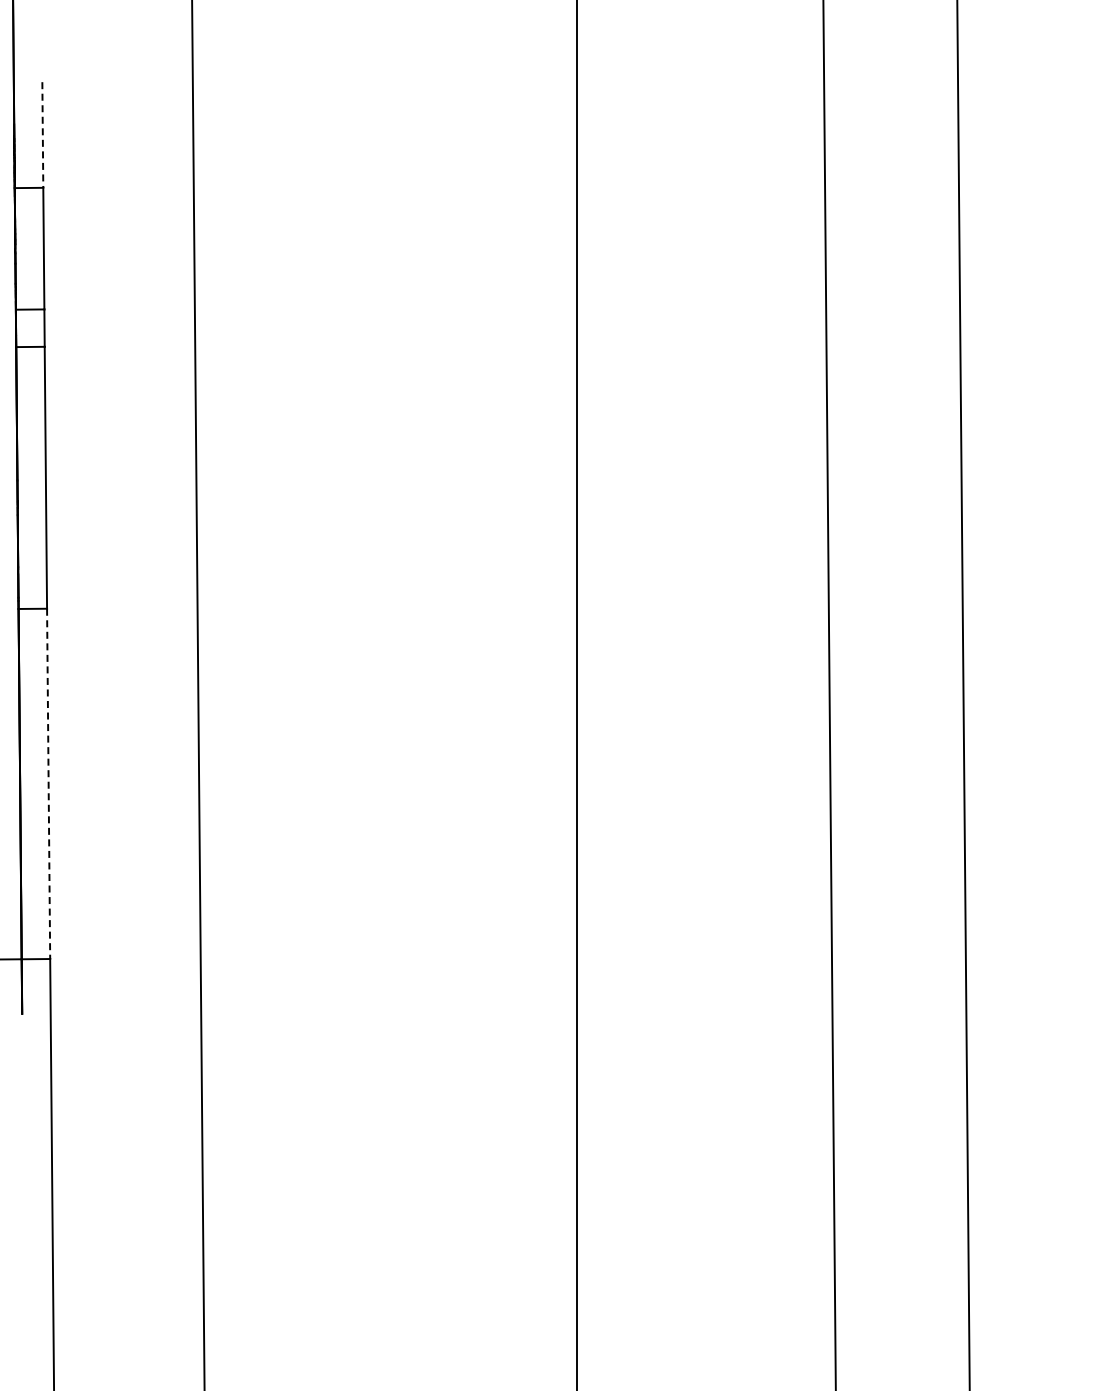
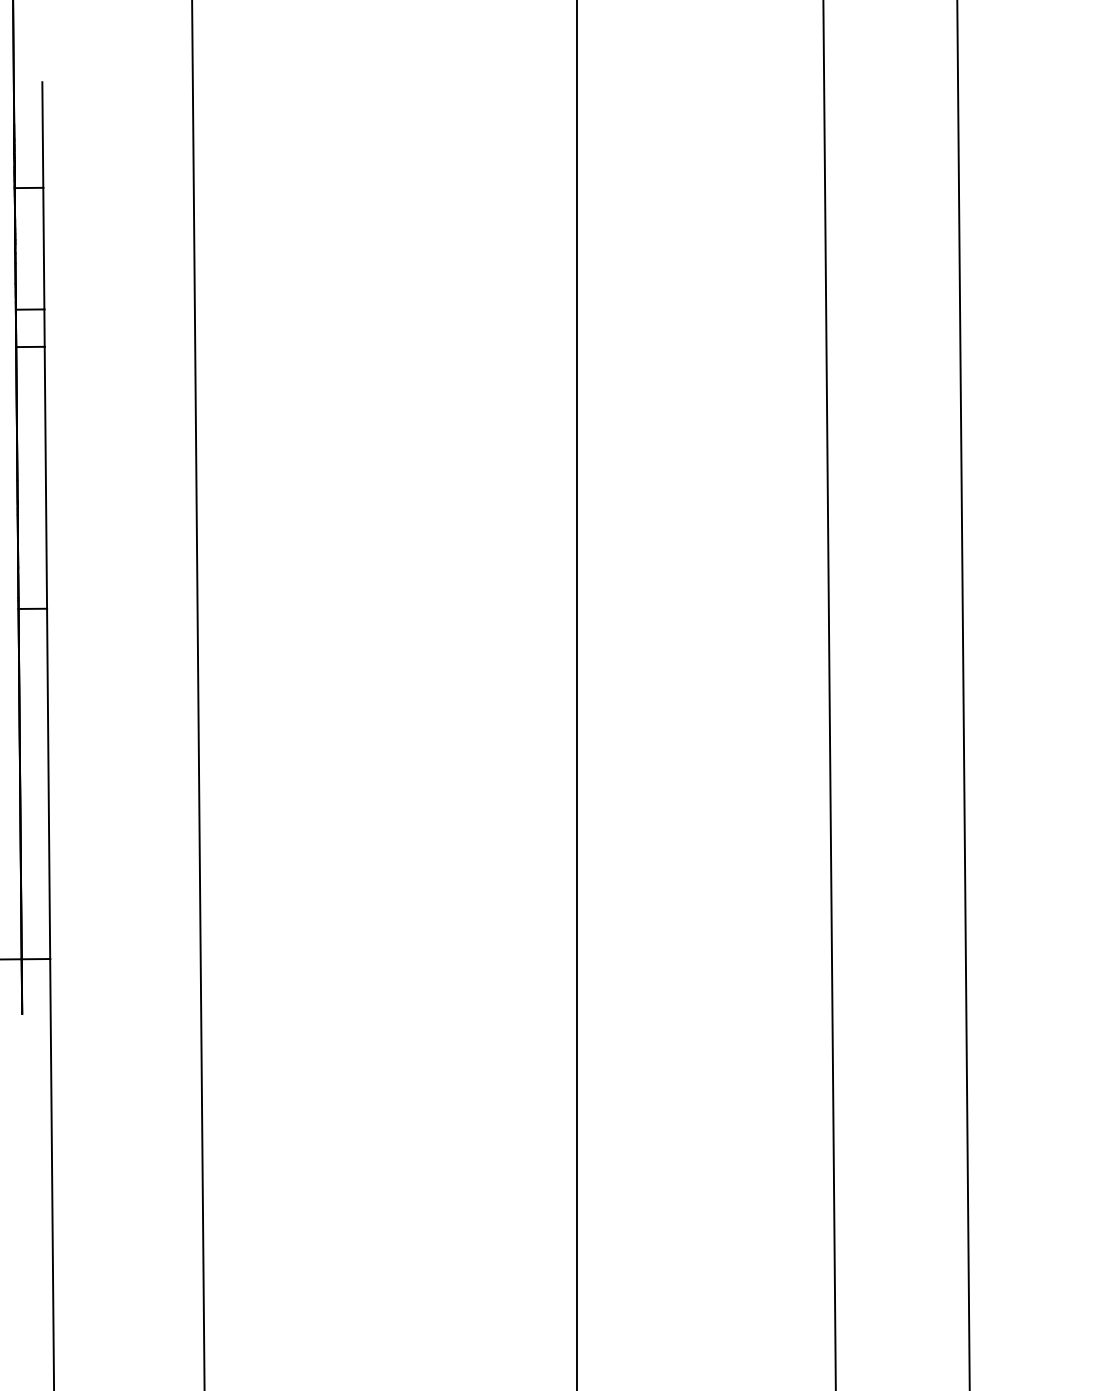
line: dashed -> solid (42, 135)
line: dashed -> solid (48, 784)
